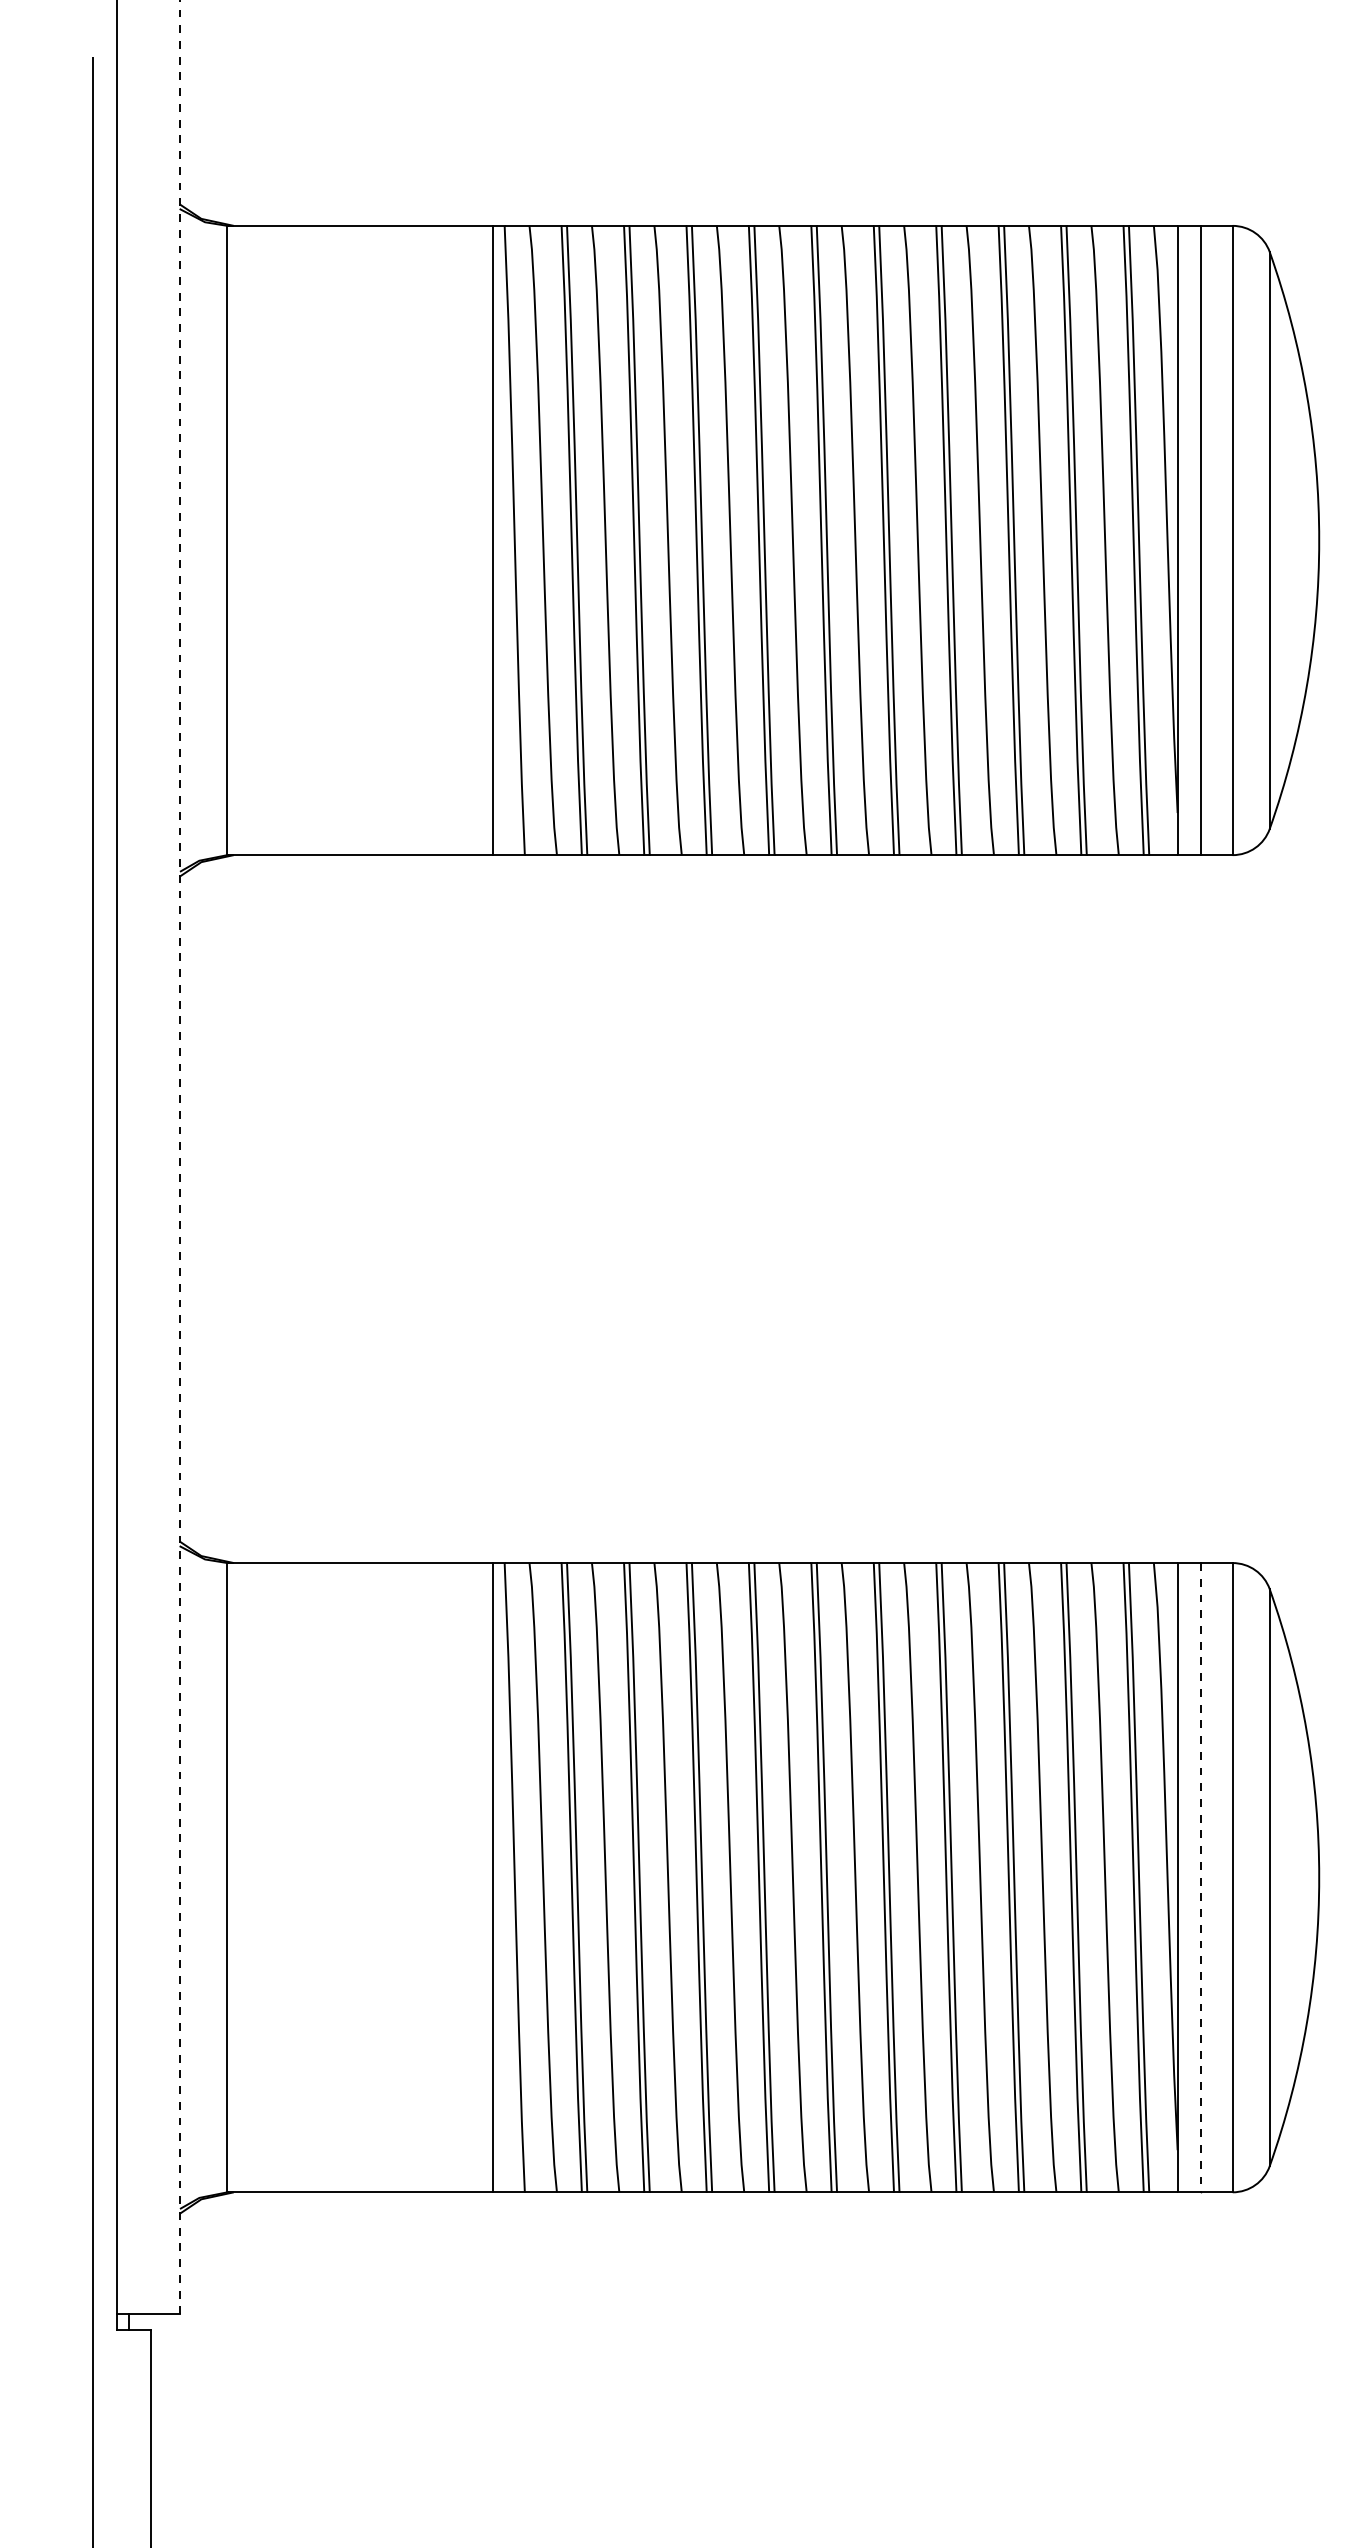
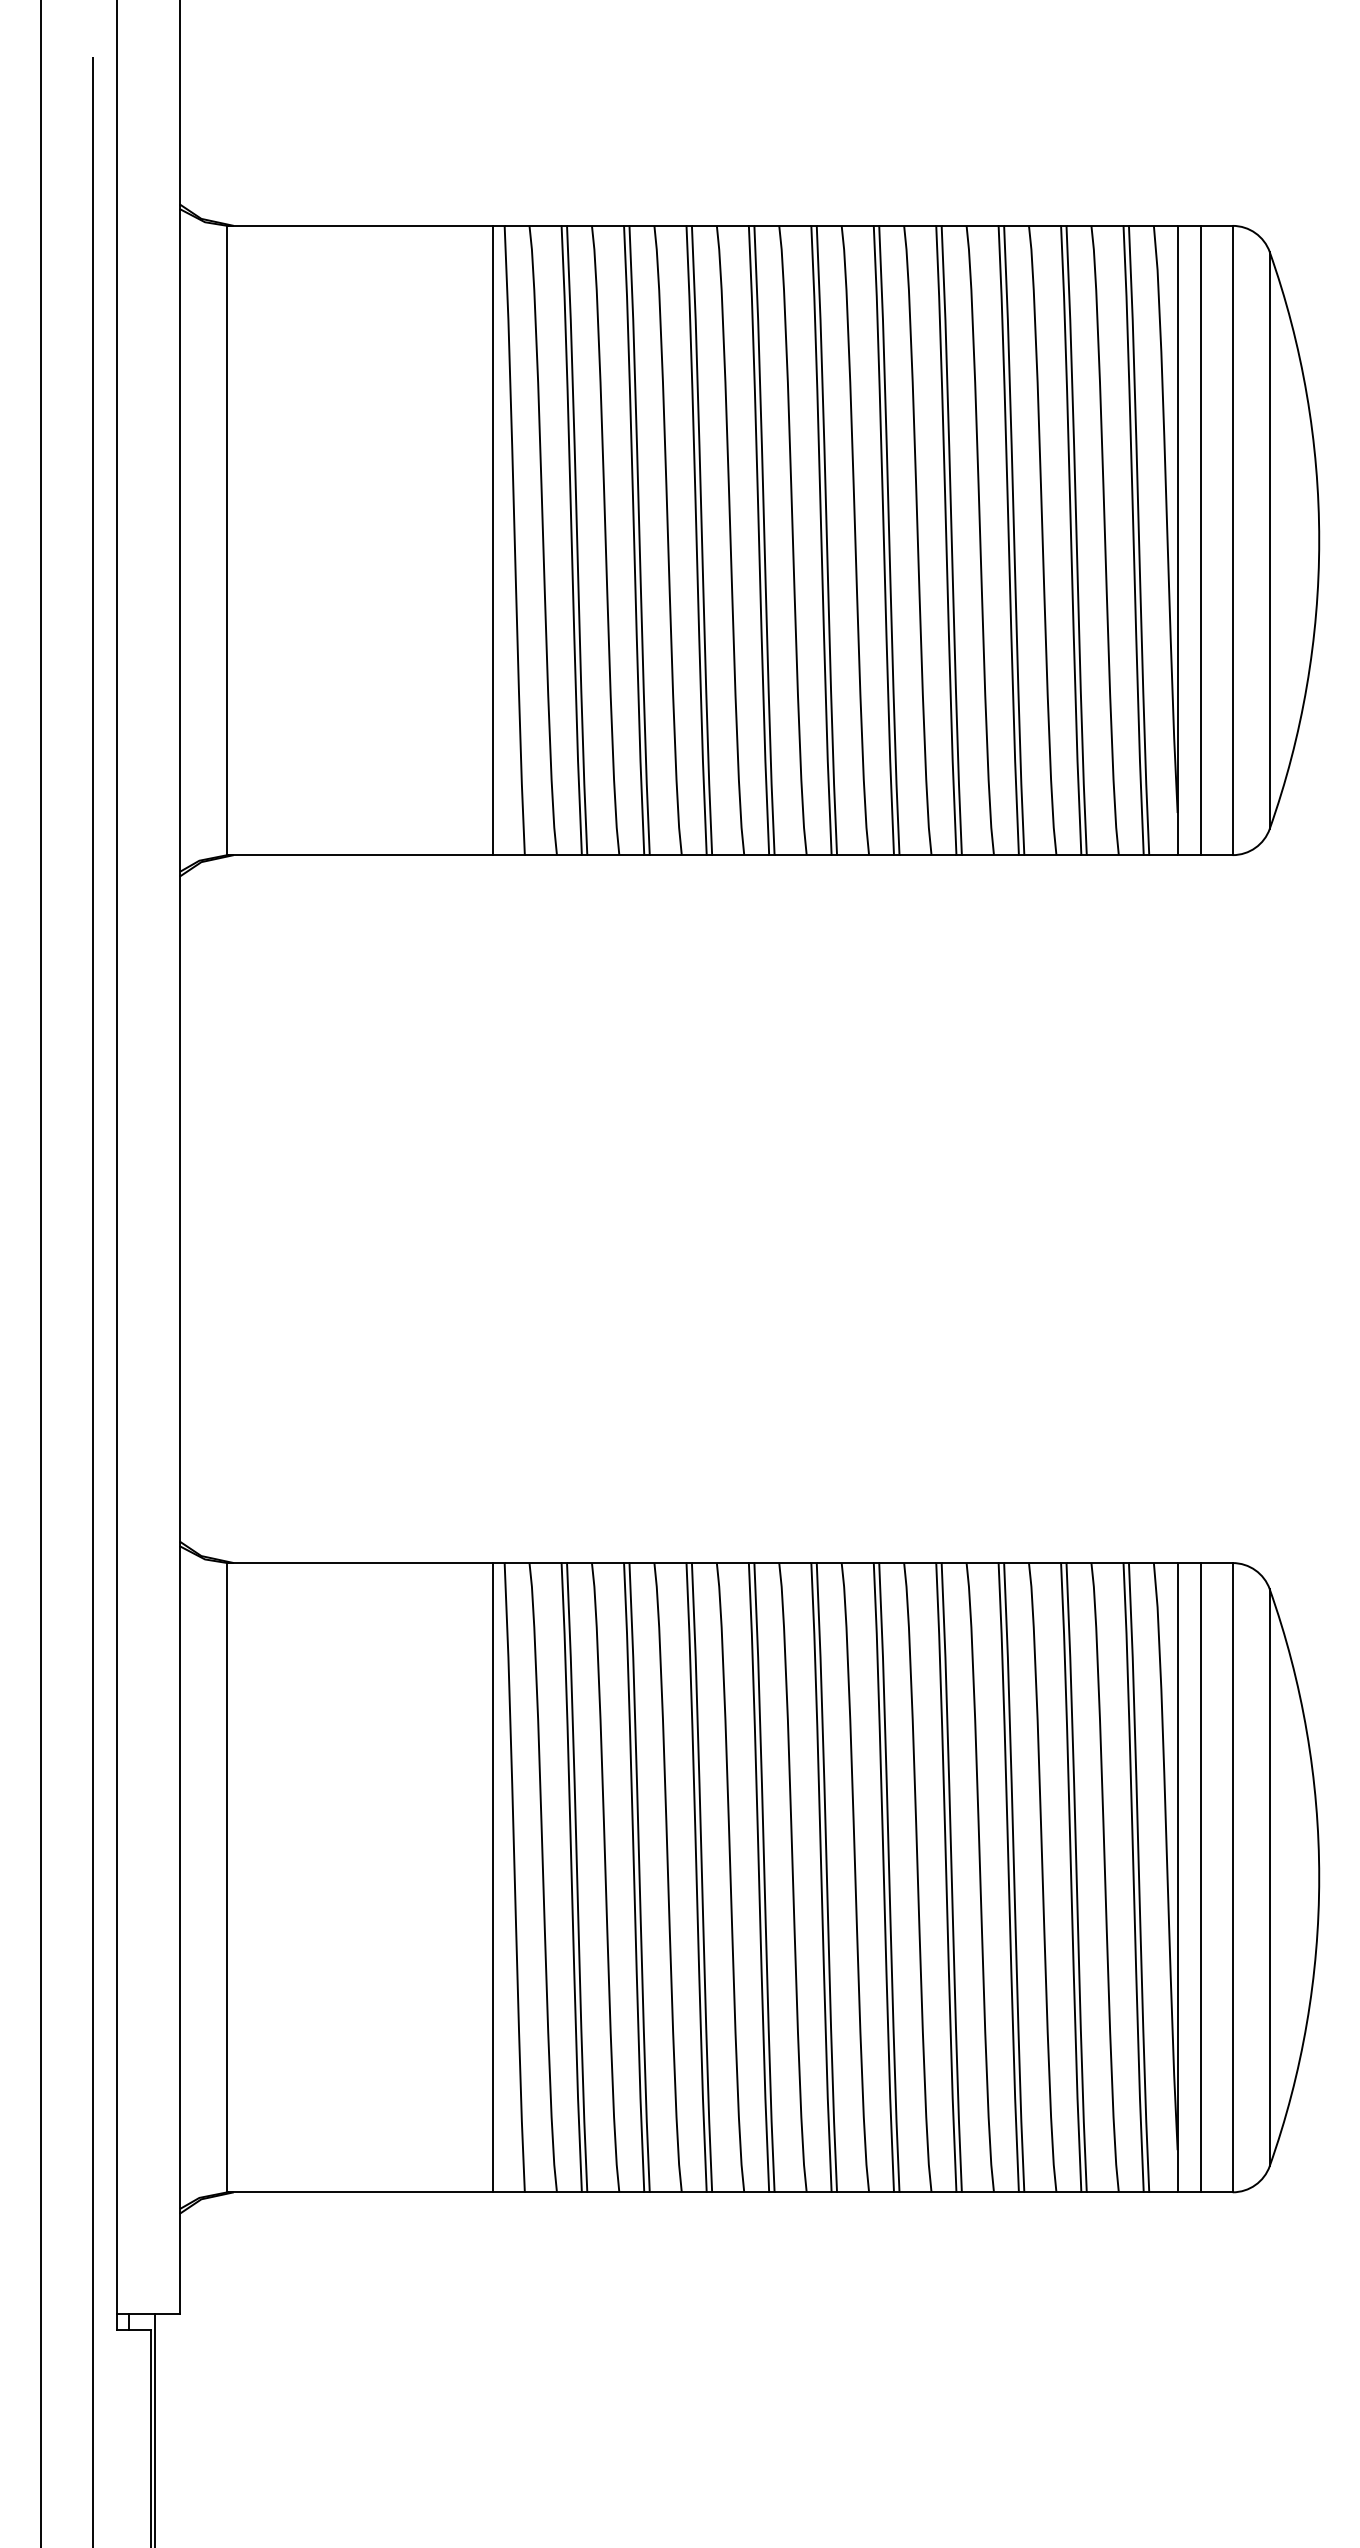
line: dashed -> solid (180, 1157)
line: none -> present (40, 1273)
line: dashed -> solid (1201, 1877)
line: none -> present (155, 2429)
